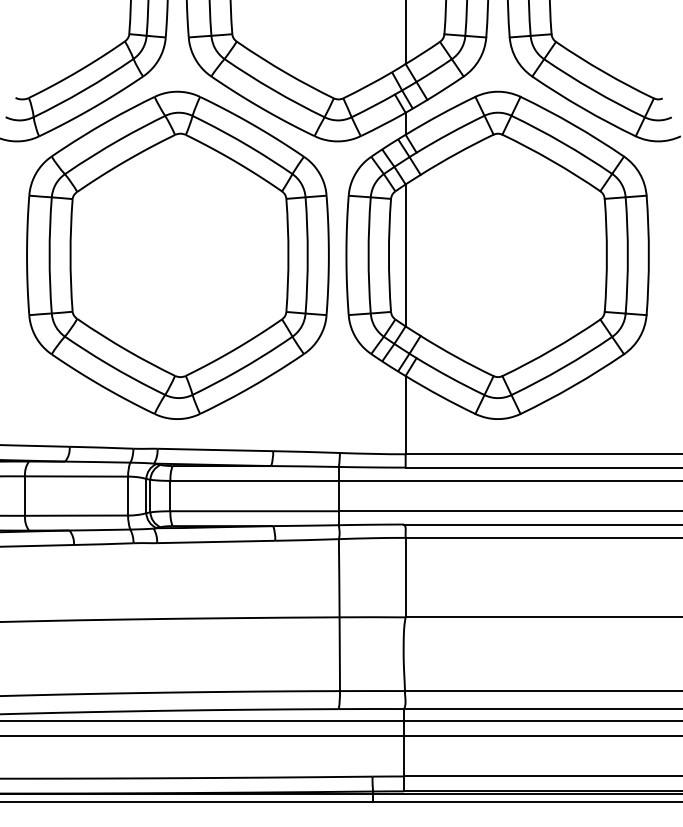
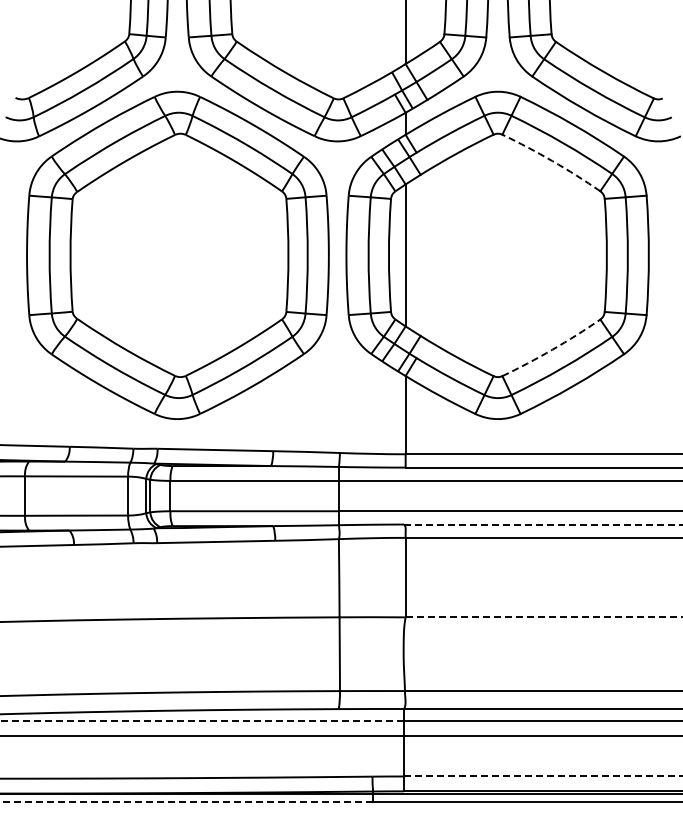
arc: solid -> dashed (552, 161)
arc: solid -> dashed (552, 349)
line: solid -> dashed (544, 524)
line: solid -> dashed (544, 617)
line: solid -> dashed (202, 720)
line: solid -> dashed (543, 776)
line: solid -> dashed (186, 802)
